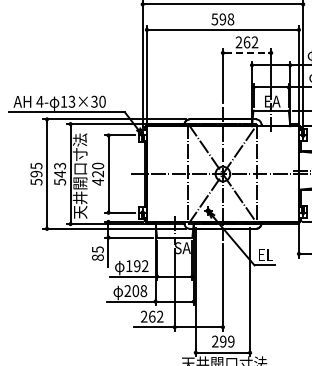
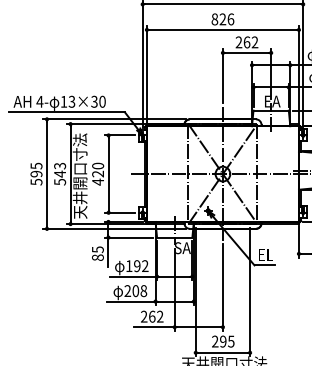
text: 598 -> 826 (222, 19)
line: dashed -> solid (247, 52)
text: 299 -> 295 (231, 341)
